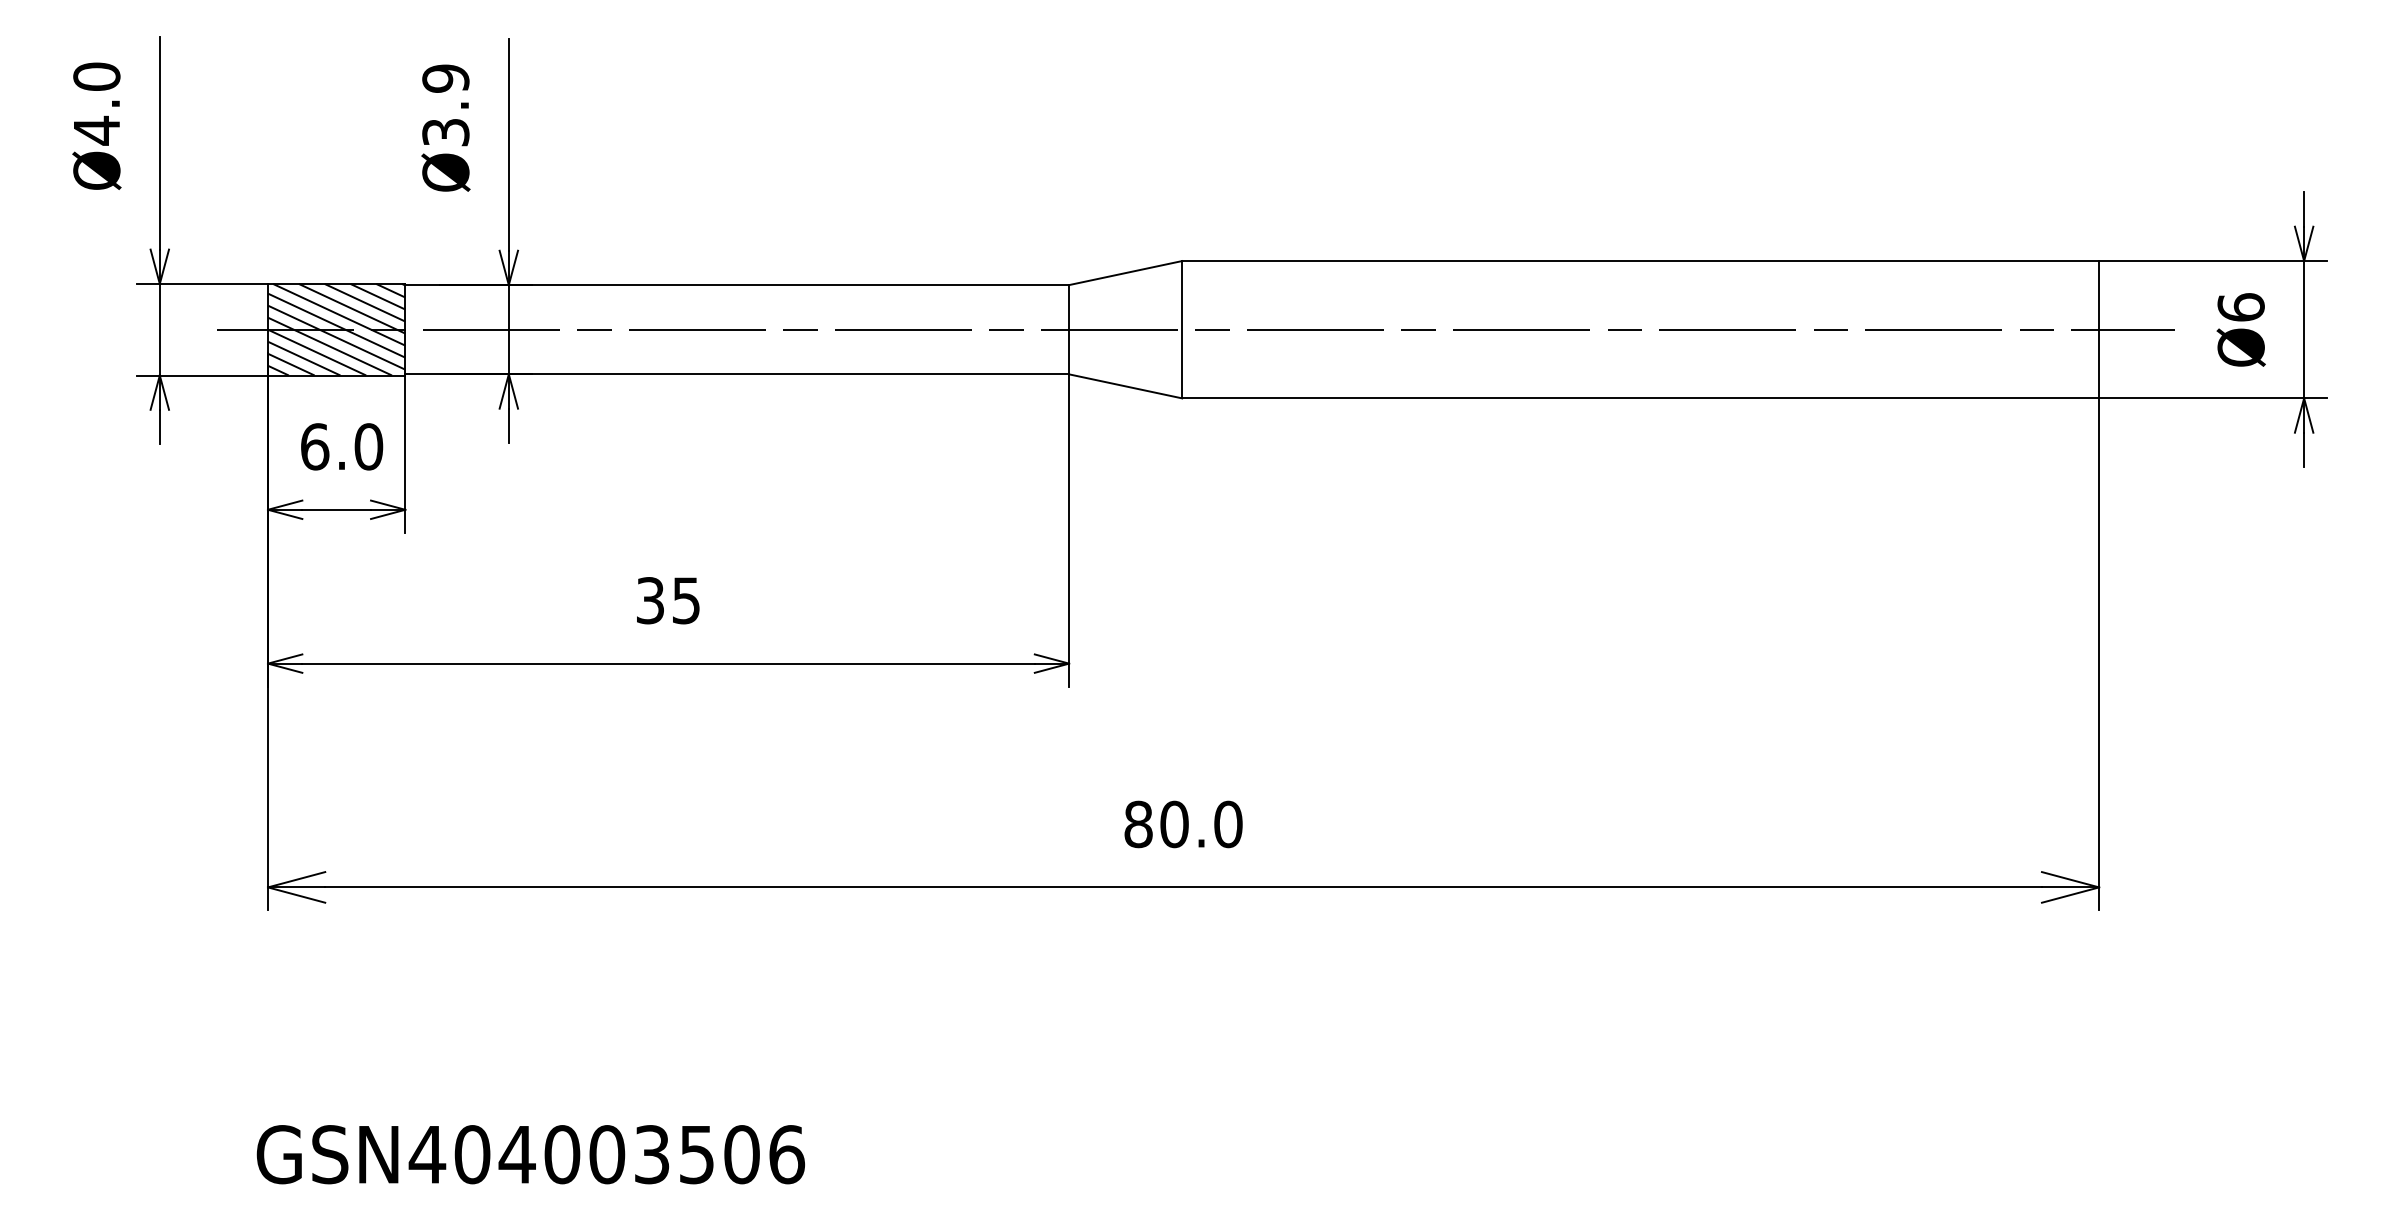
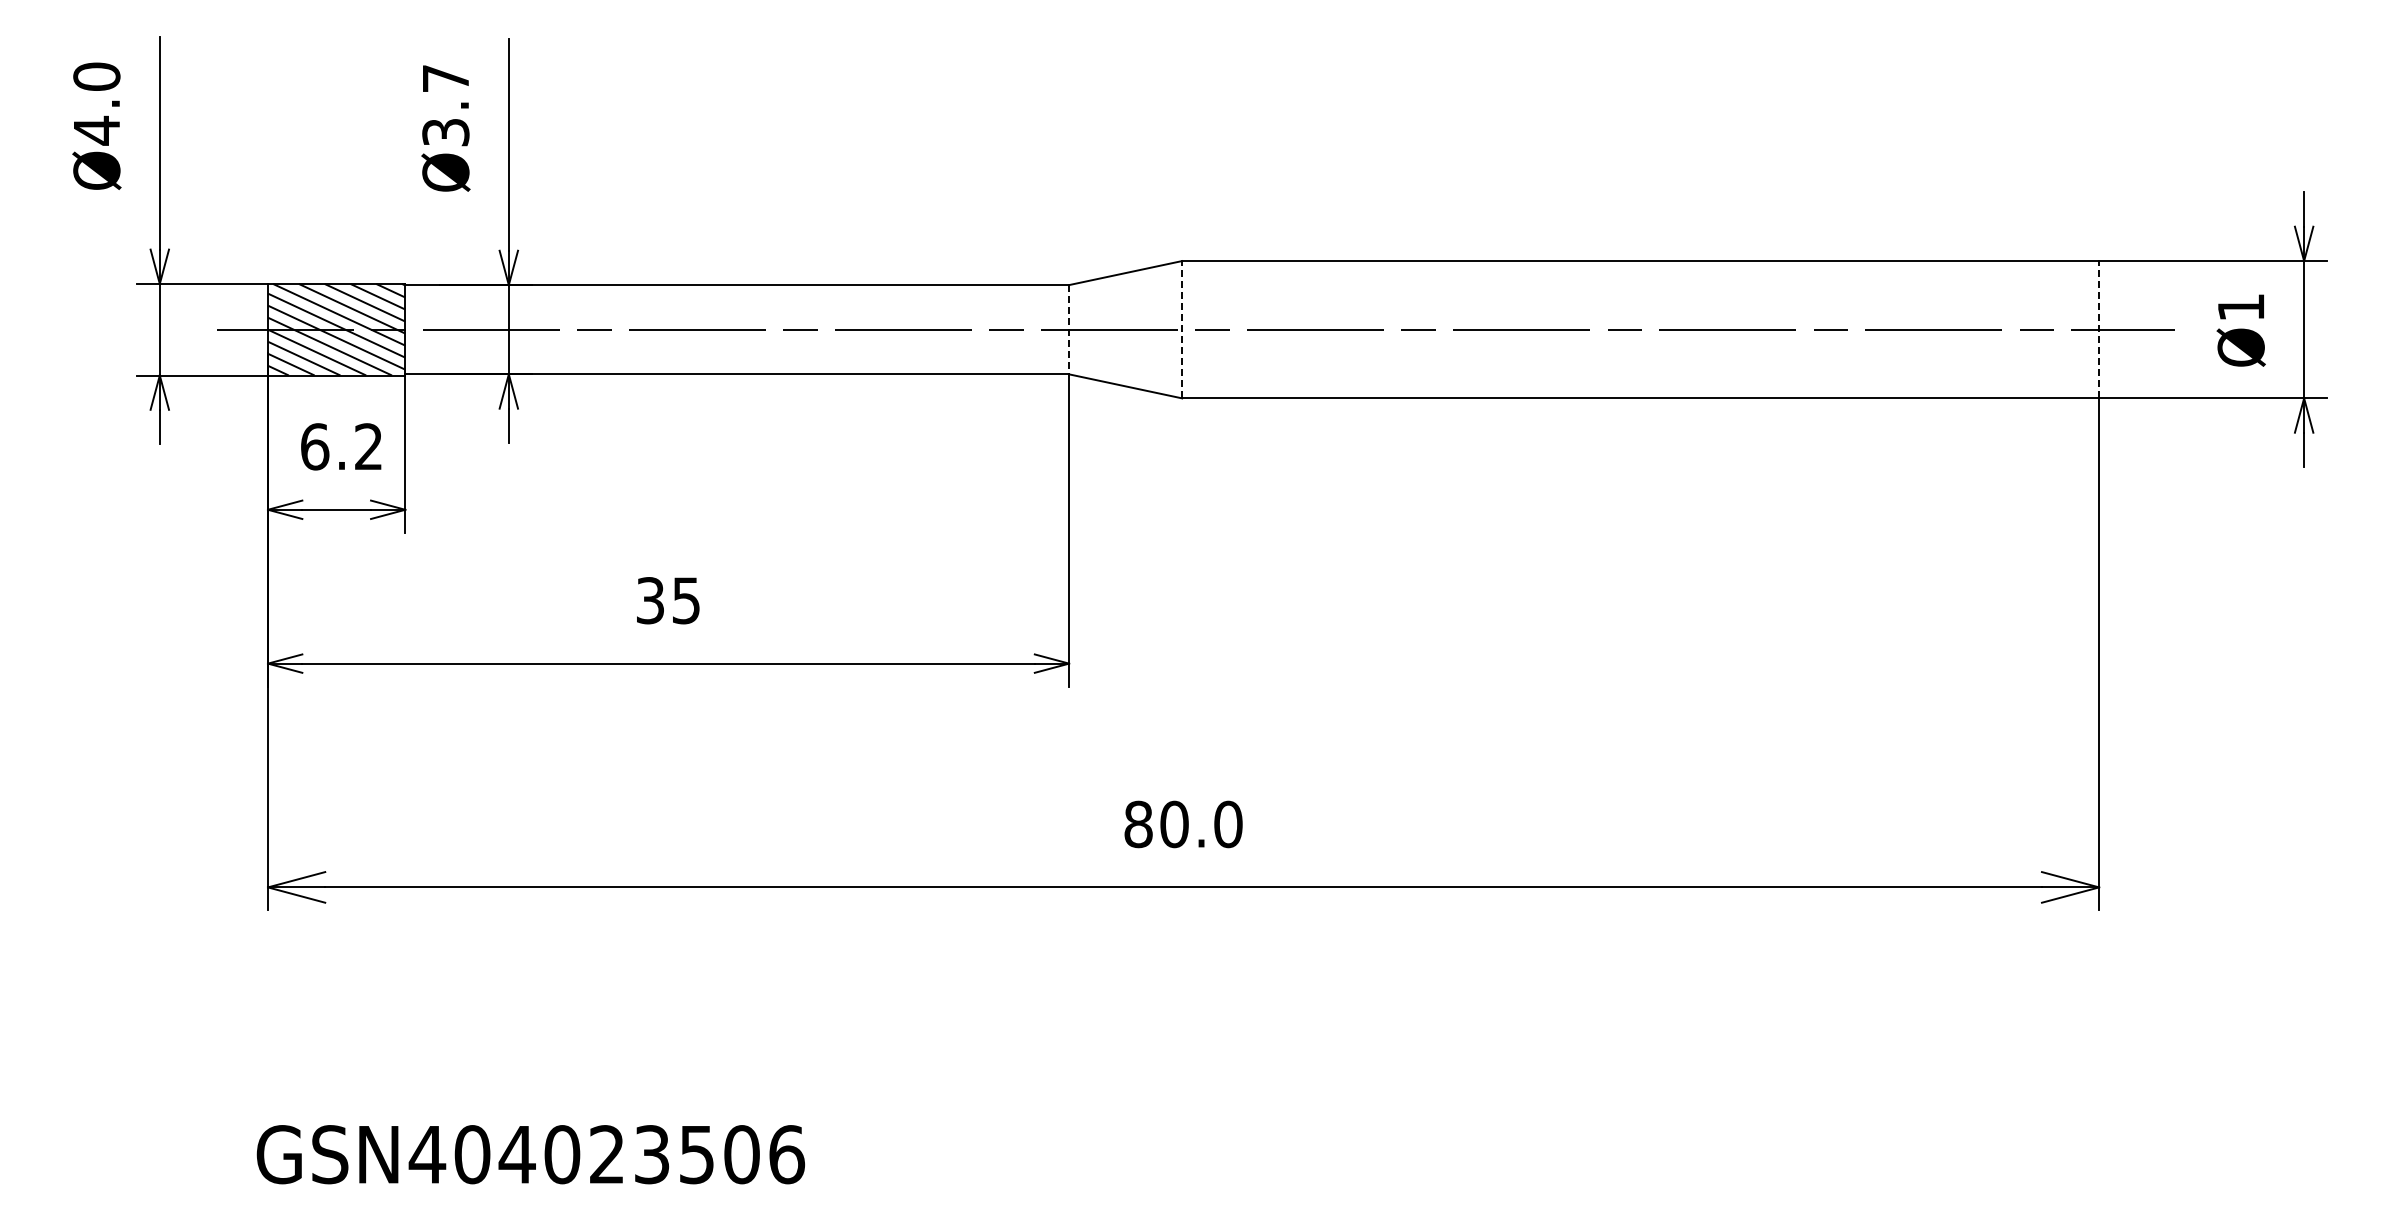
text: Ø3.9 -> Ø3.7 (445, 78)
text: Ø6 -> Ø1 (2240, 307)
line: solid -> dashed (1069, 329)
line: solid -> dashed (1182, 329)
line: solid -> dashed (2099, 329)
text: 6.0 -> 6.2 (368, 446)
text: GSN404003506 -> GSN404023506 (607, 1154)
